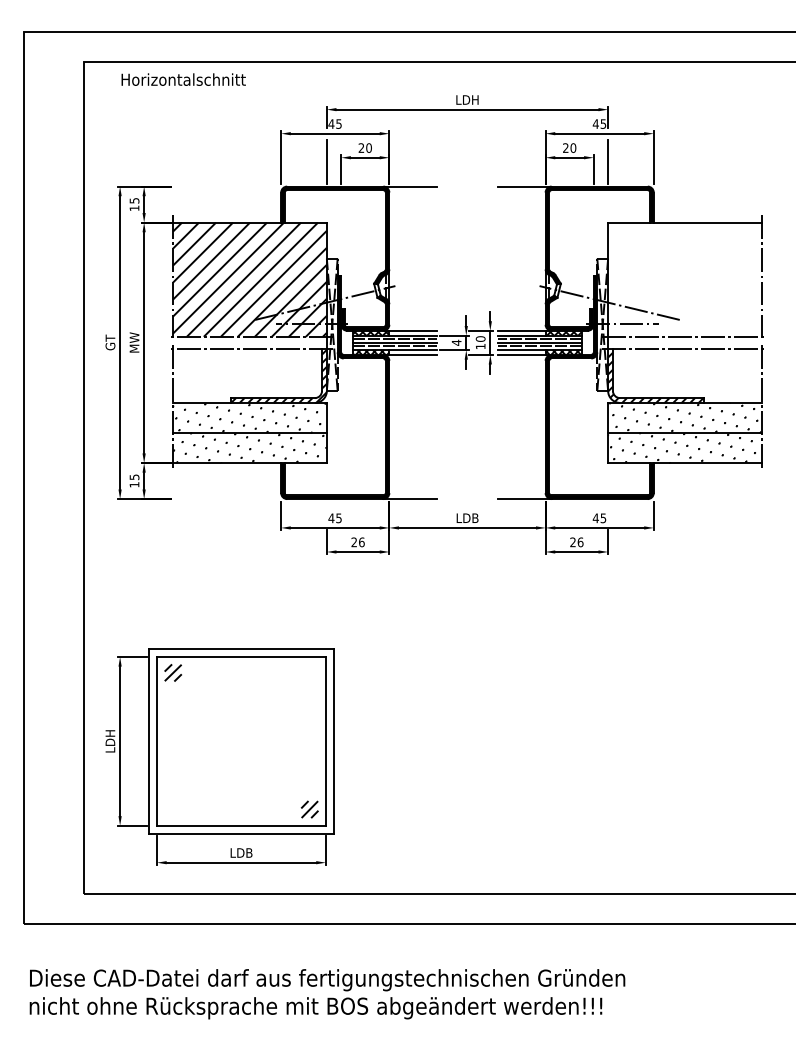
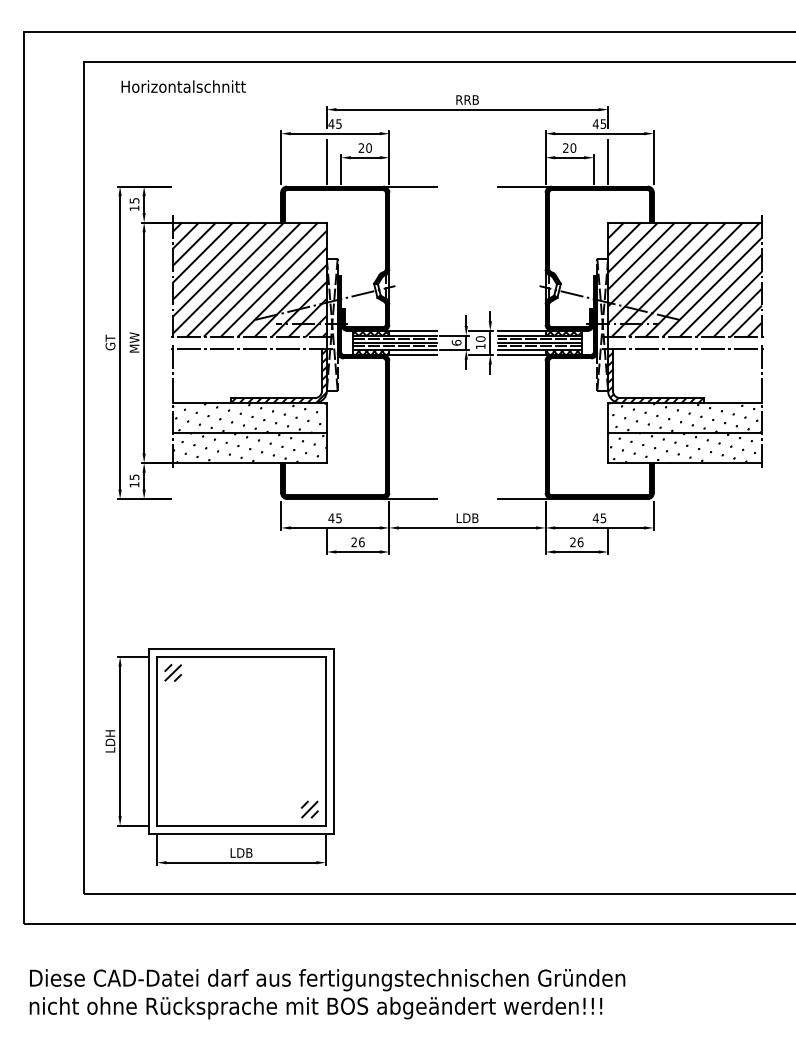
text position: (183, 79) -> (183, 86) (183, 86)
text: LDH -> RRB (467, 99)
hatch: none -> present (684, 279)
text: 4 -> 6 (456, 342)
